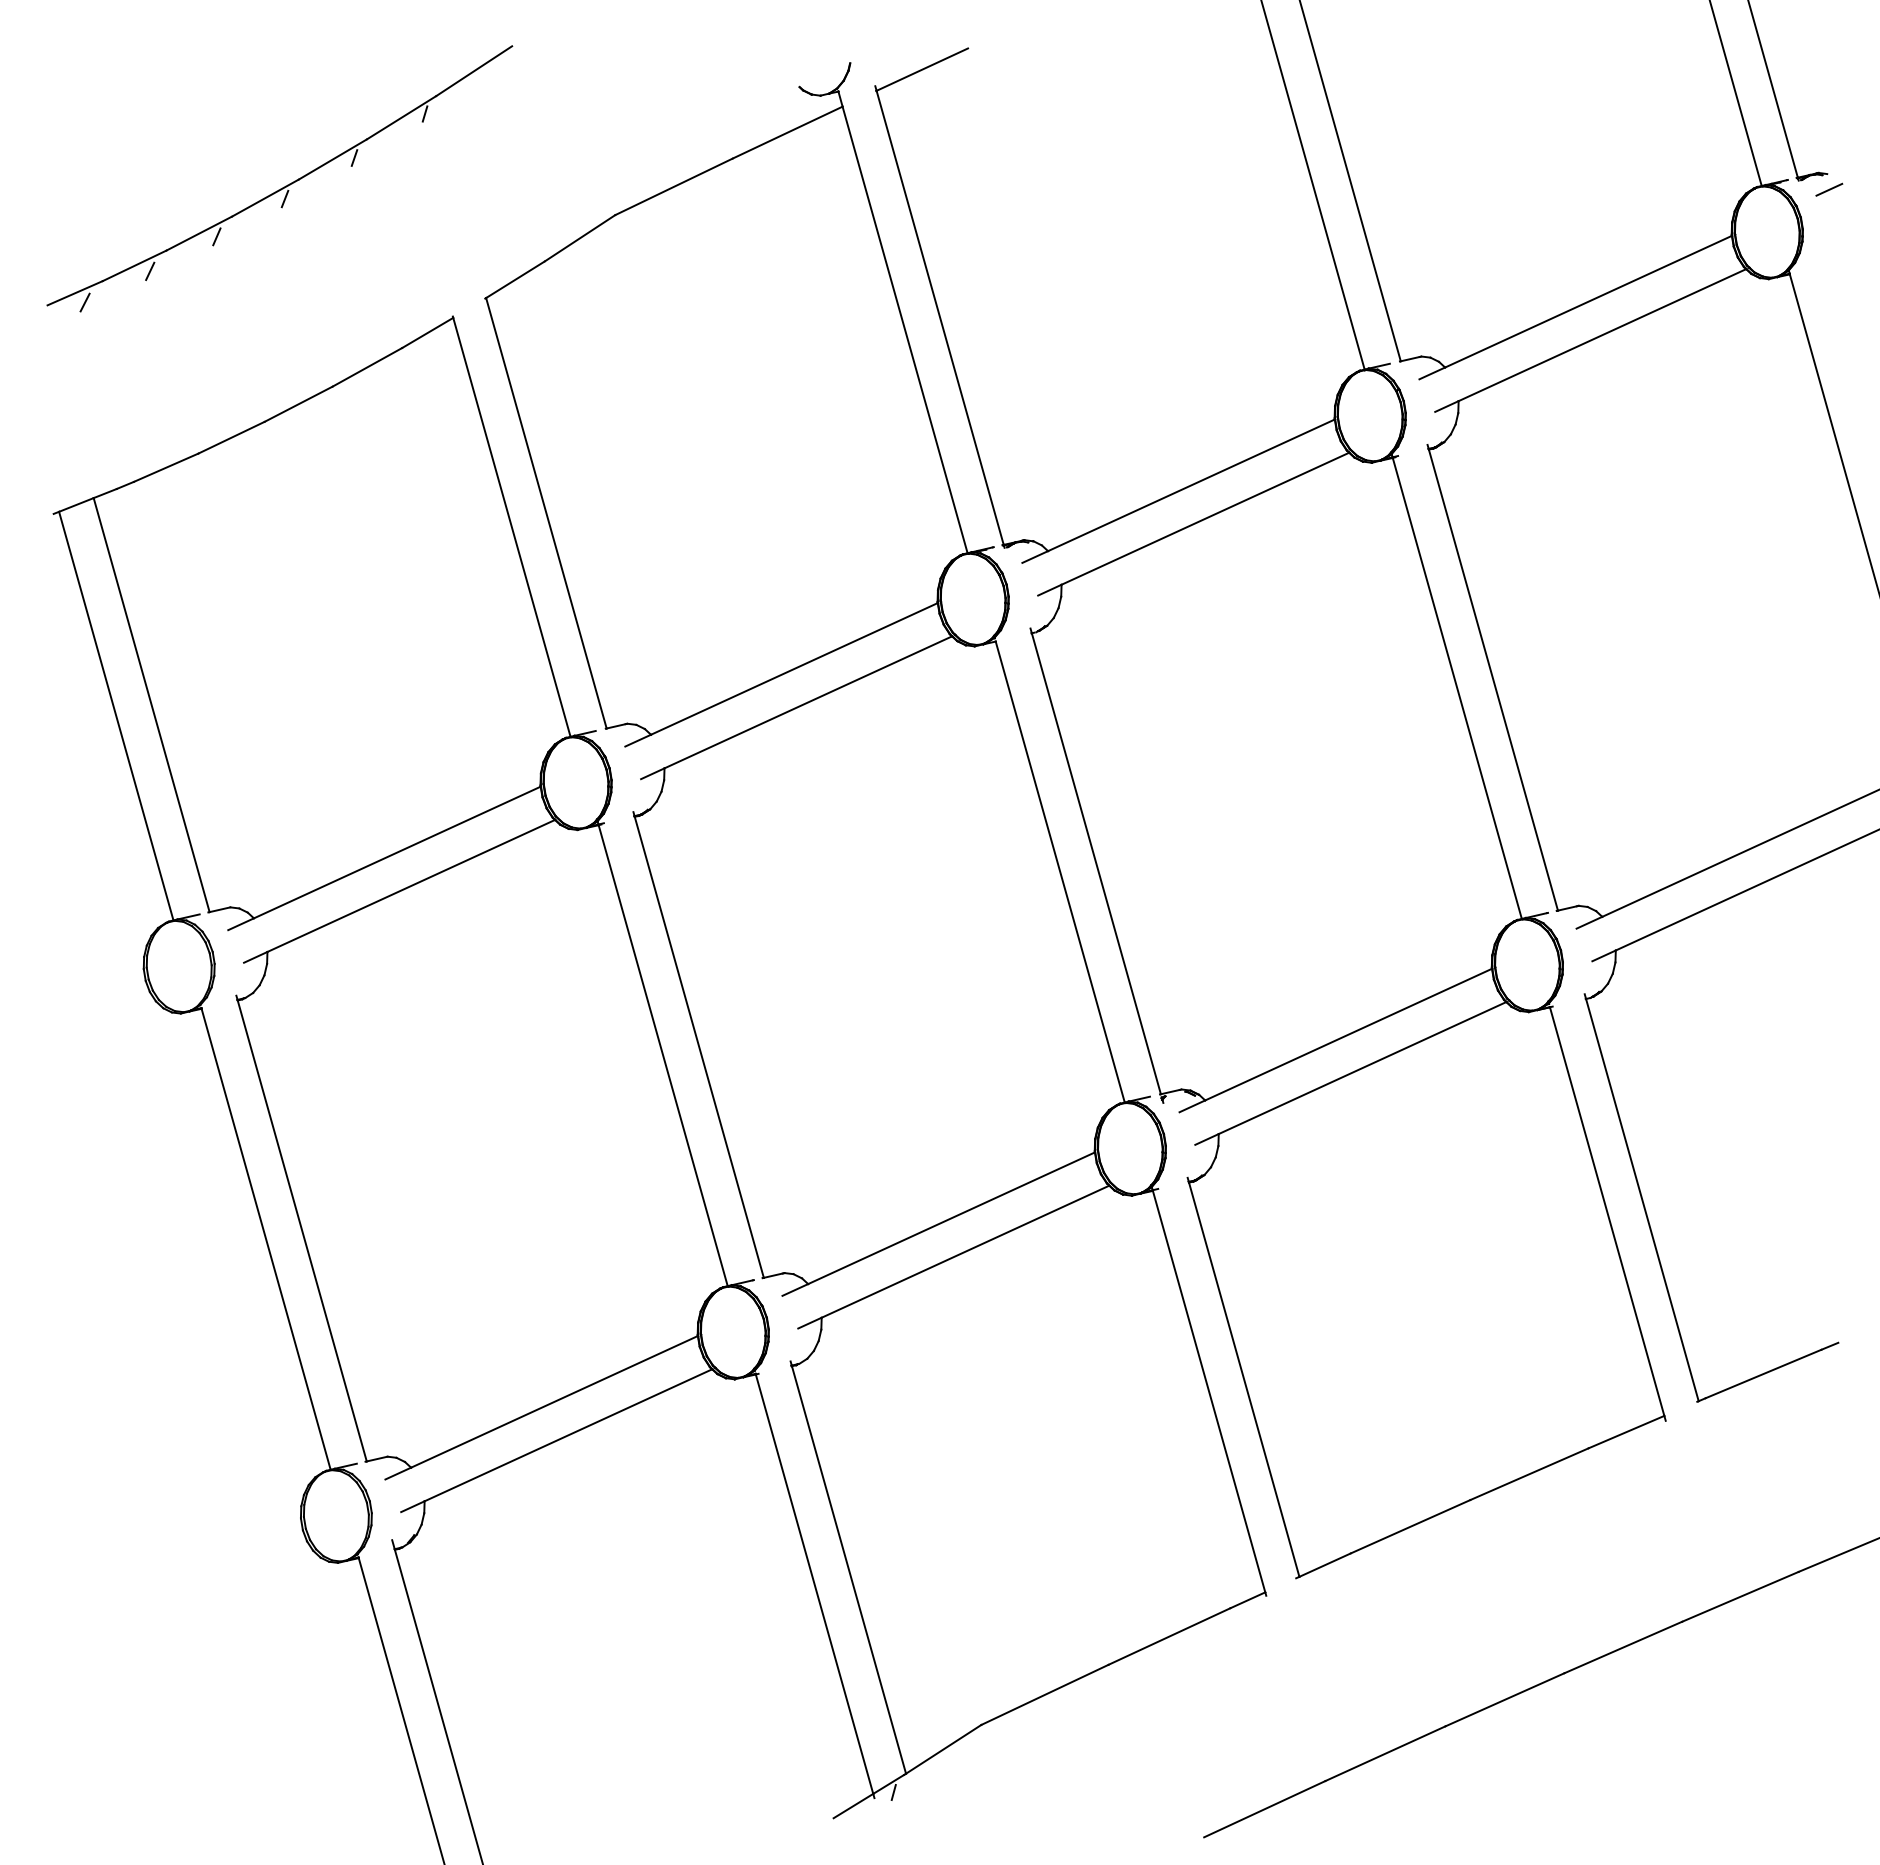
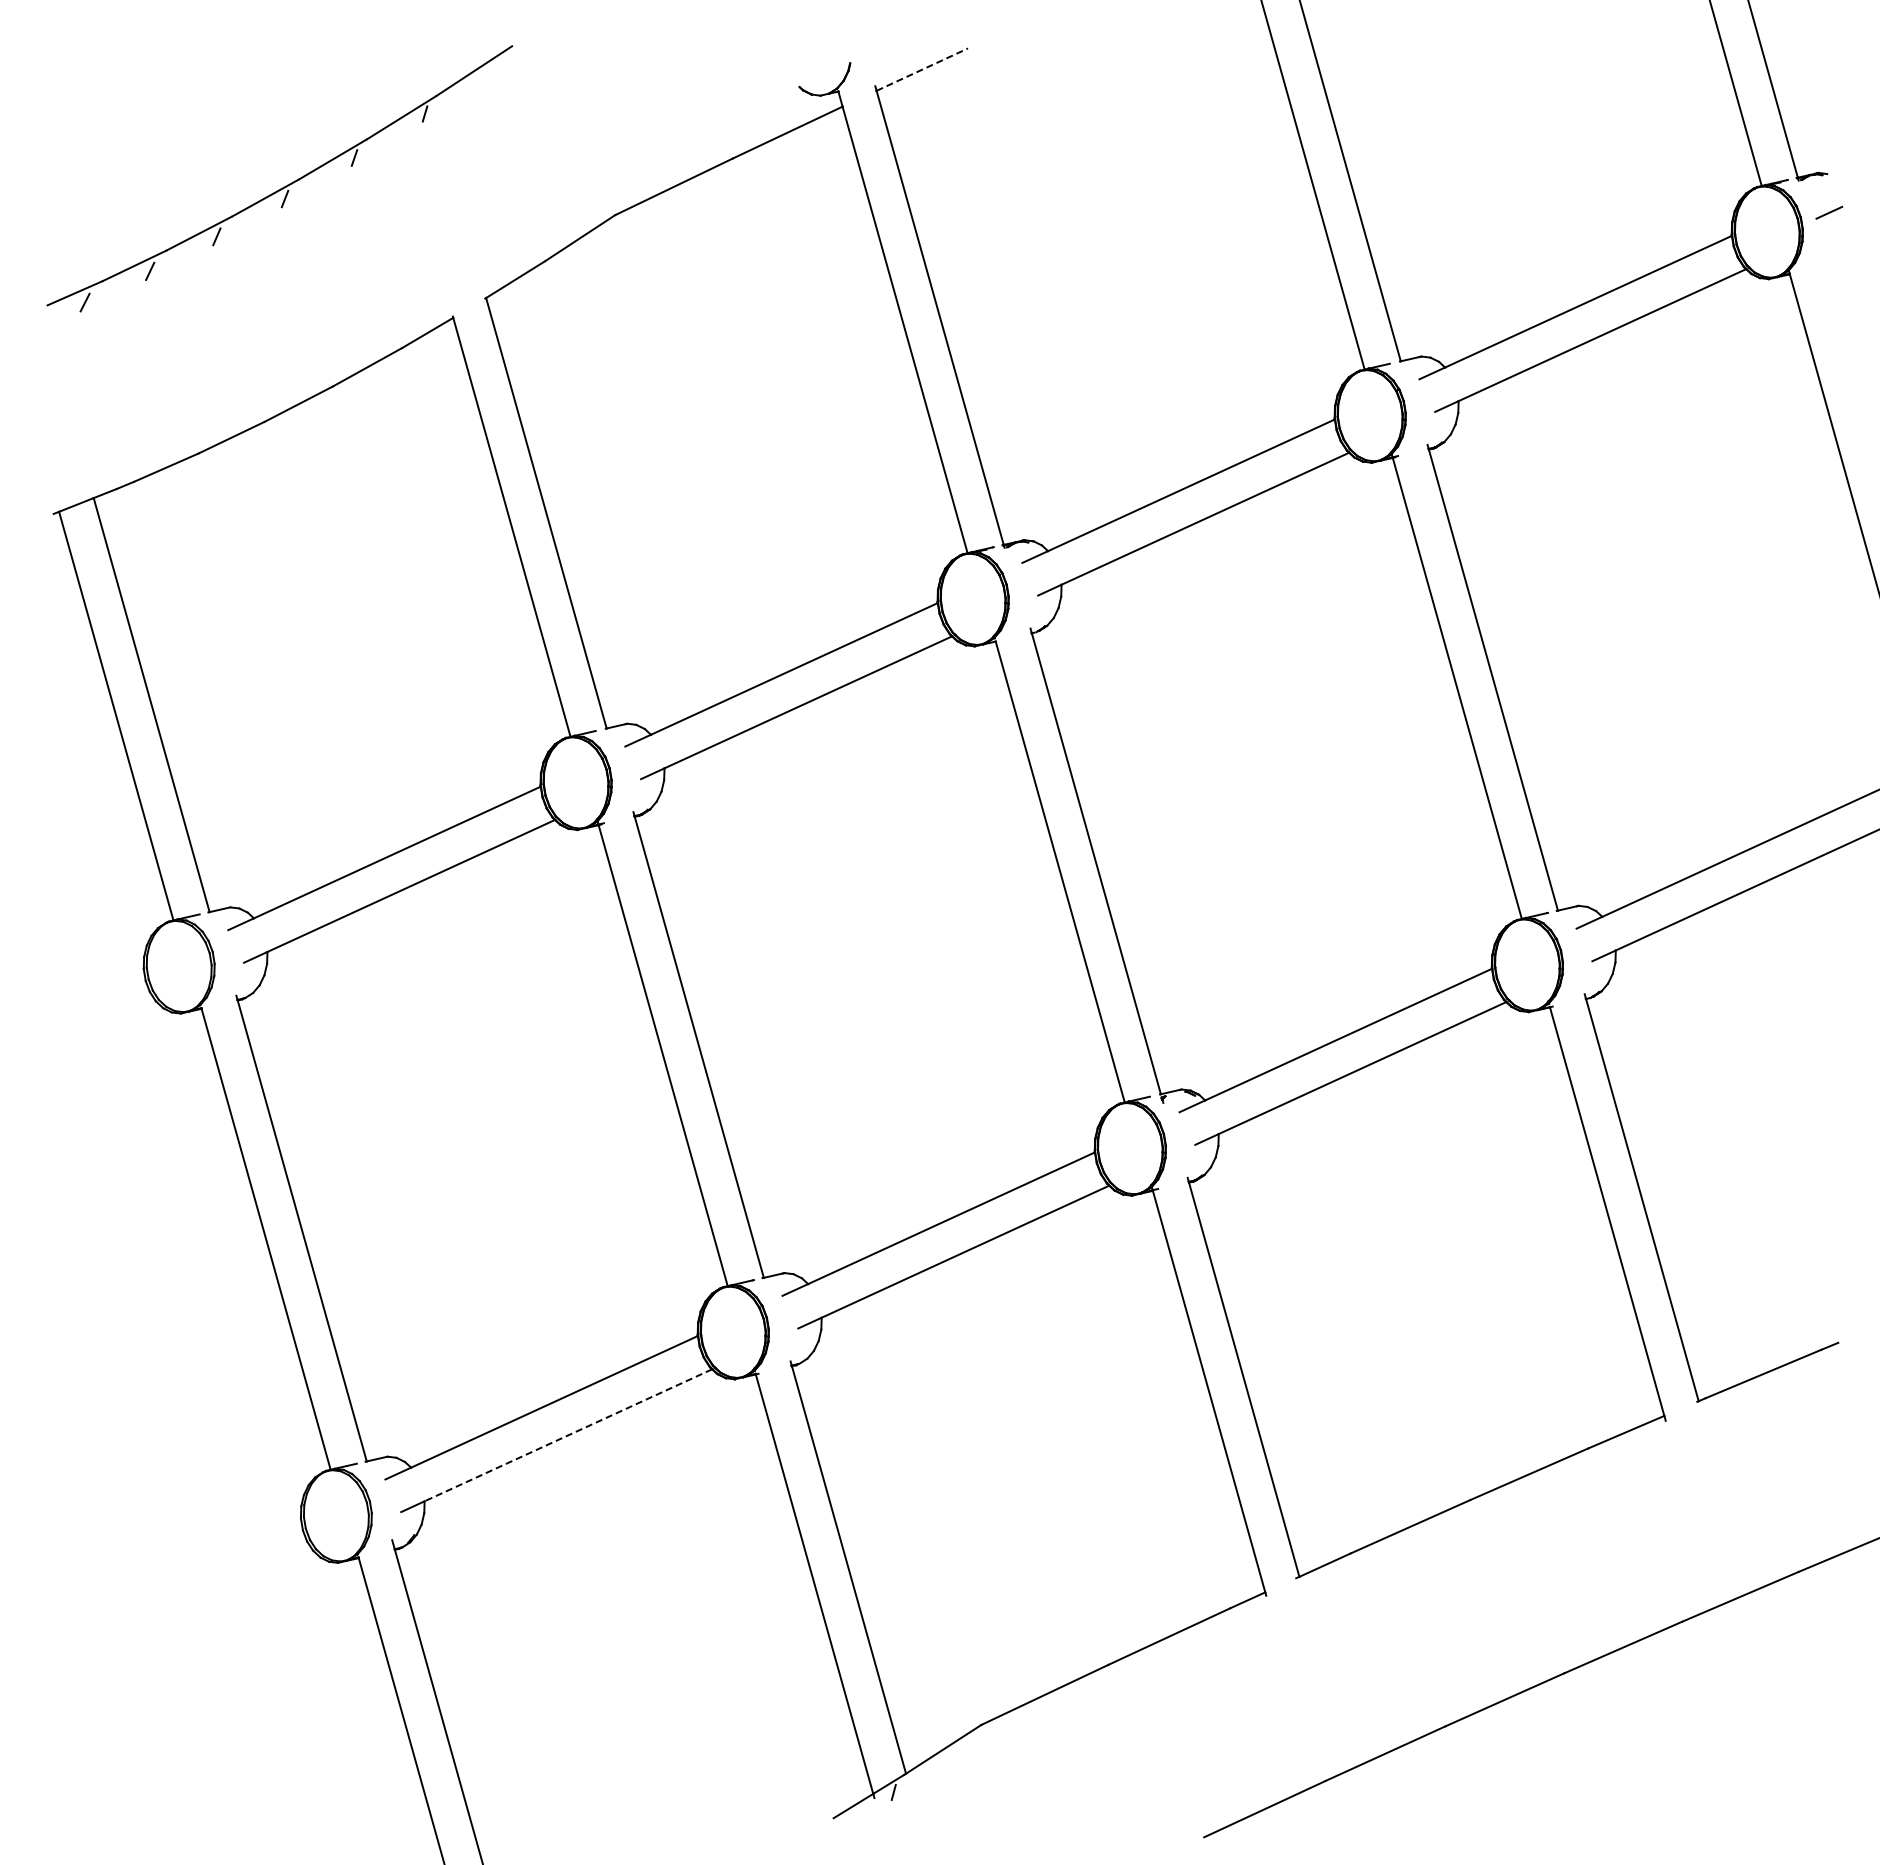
line: solid -> dashed (922, 69)
line position: (1829, 189) -> (1829, 212) (1829, 212)
line: solid -> dashed (567, 1435)
